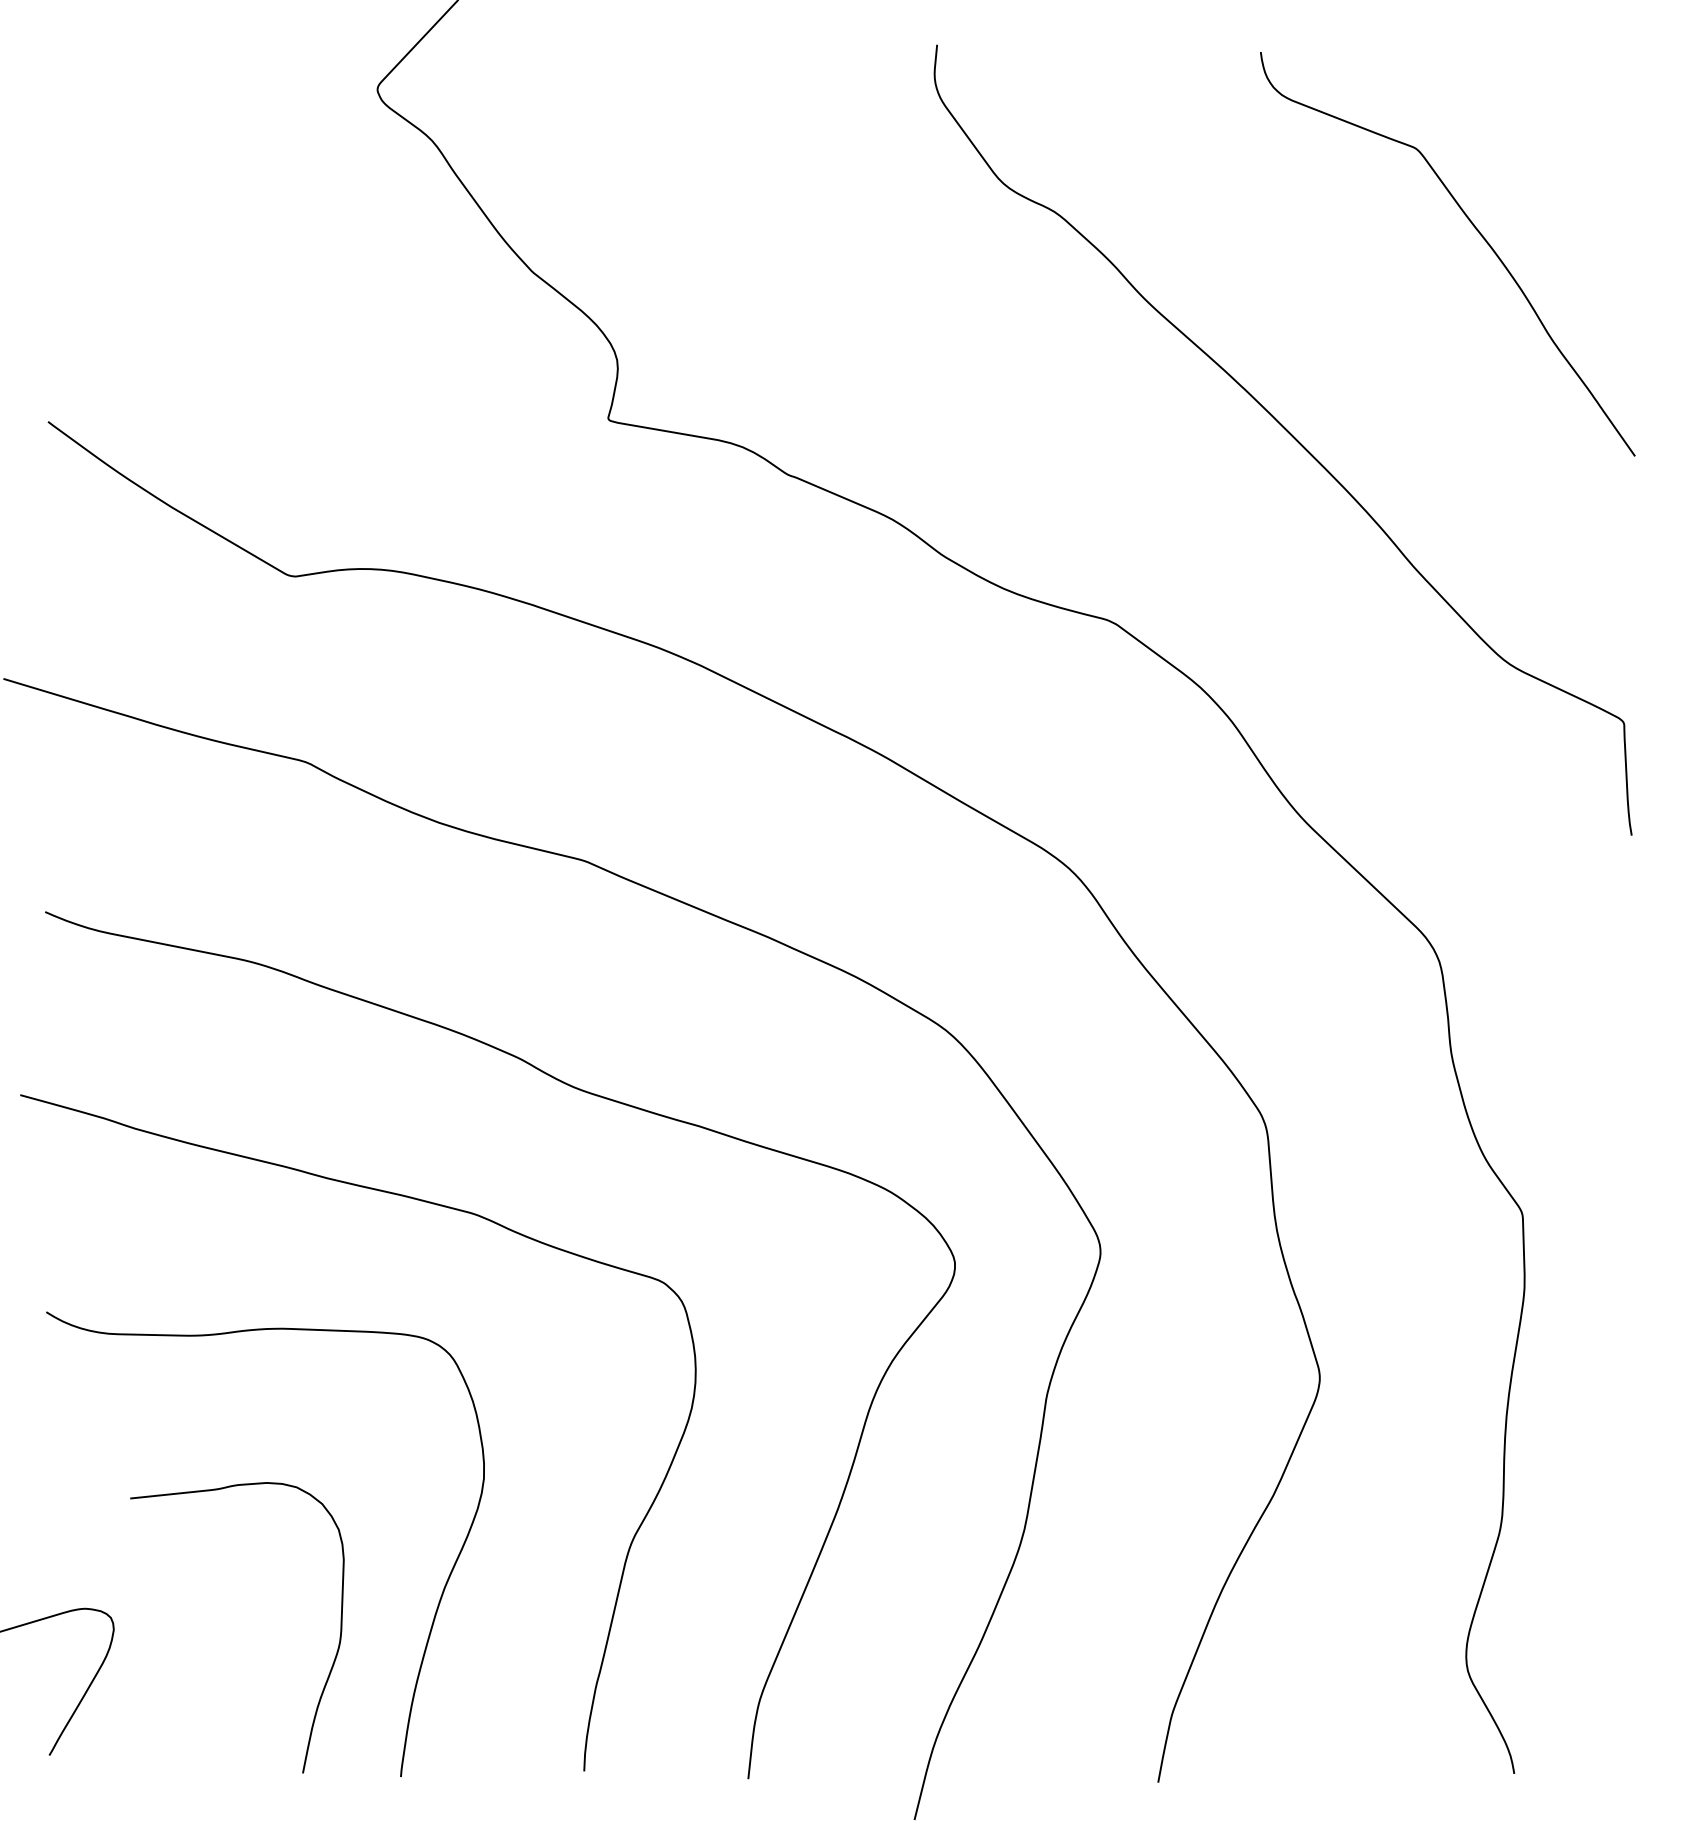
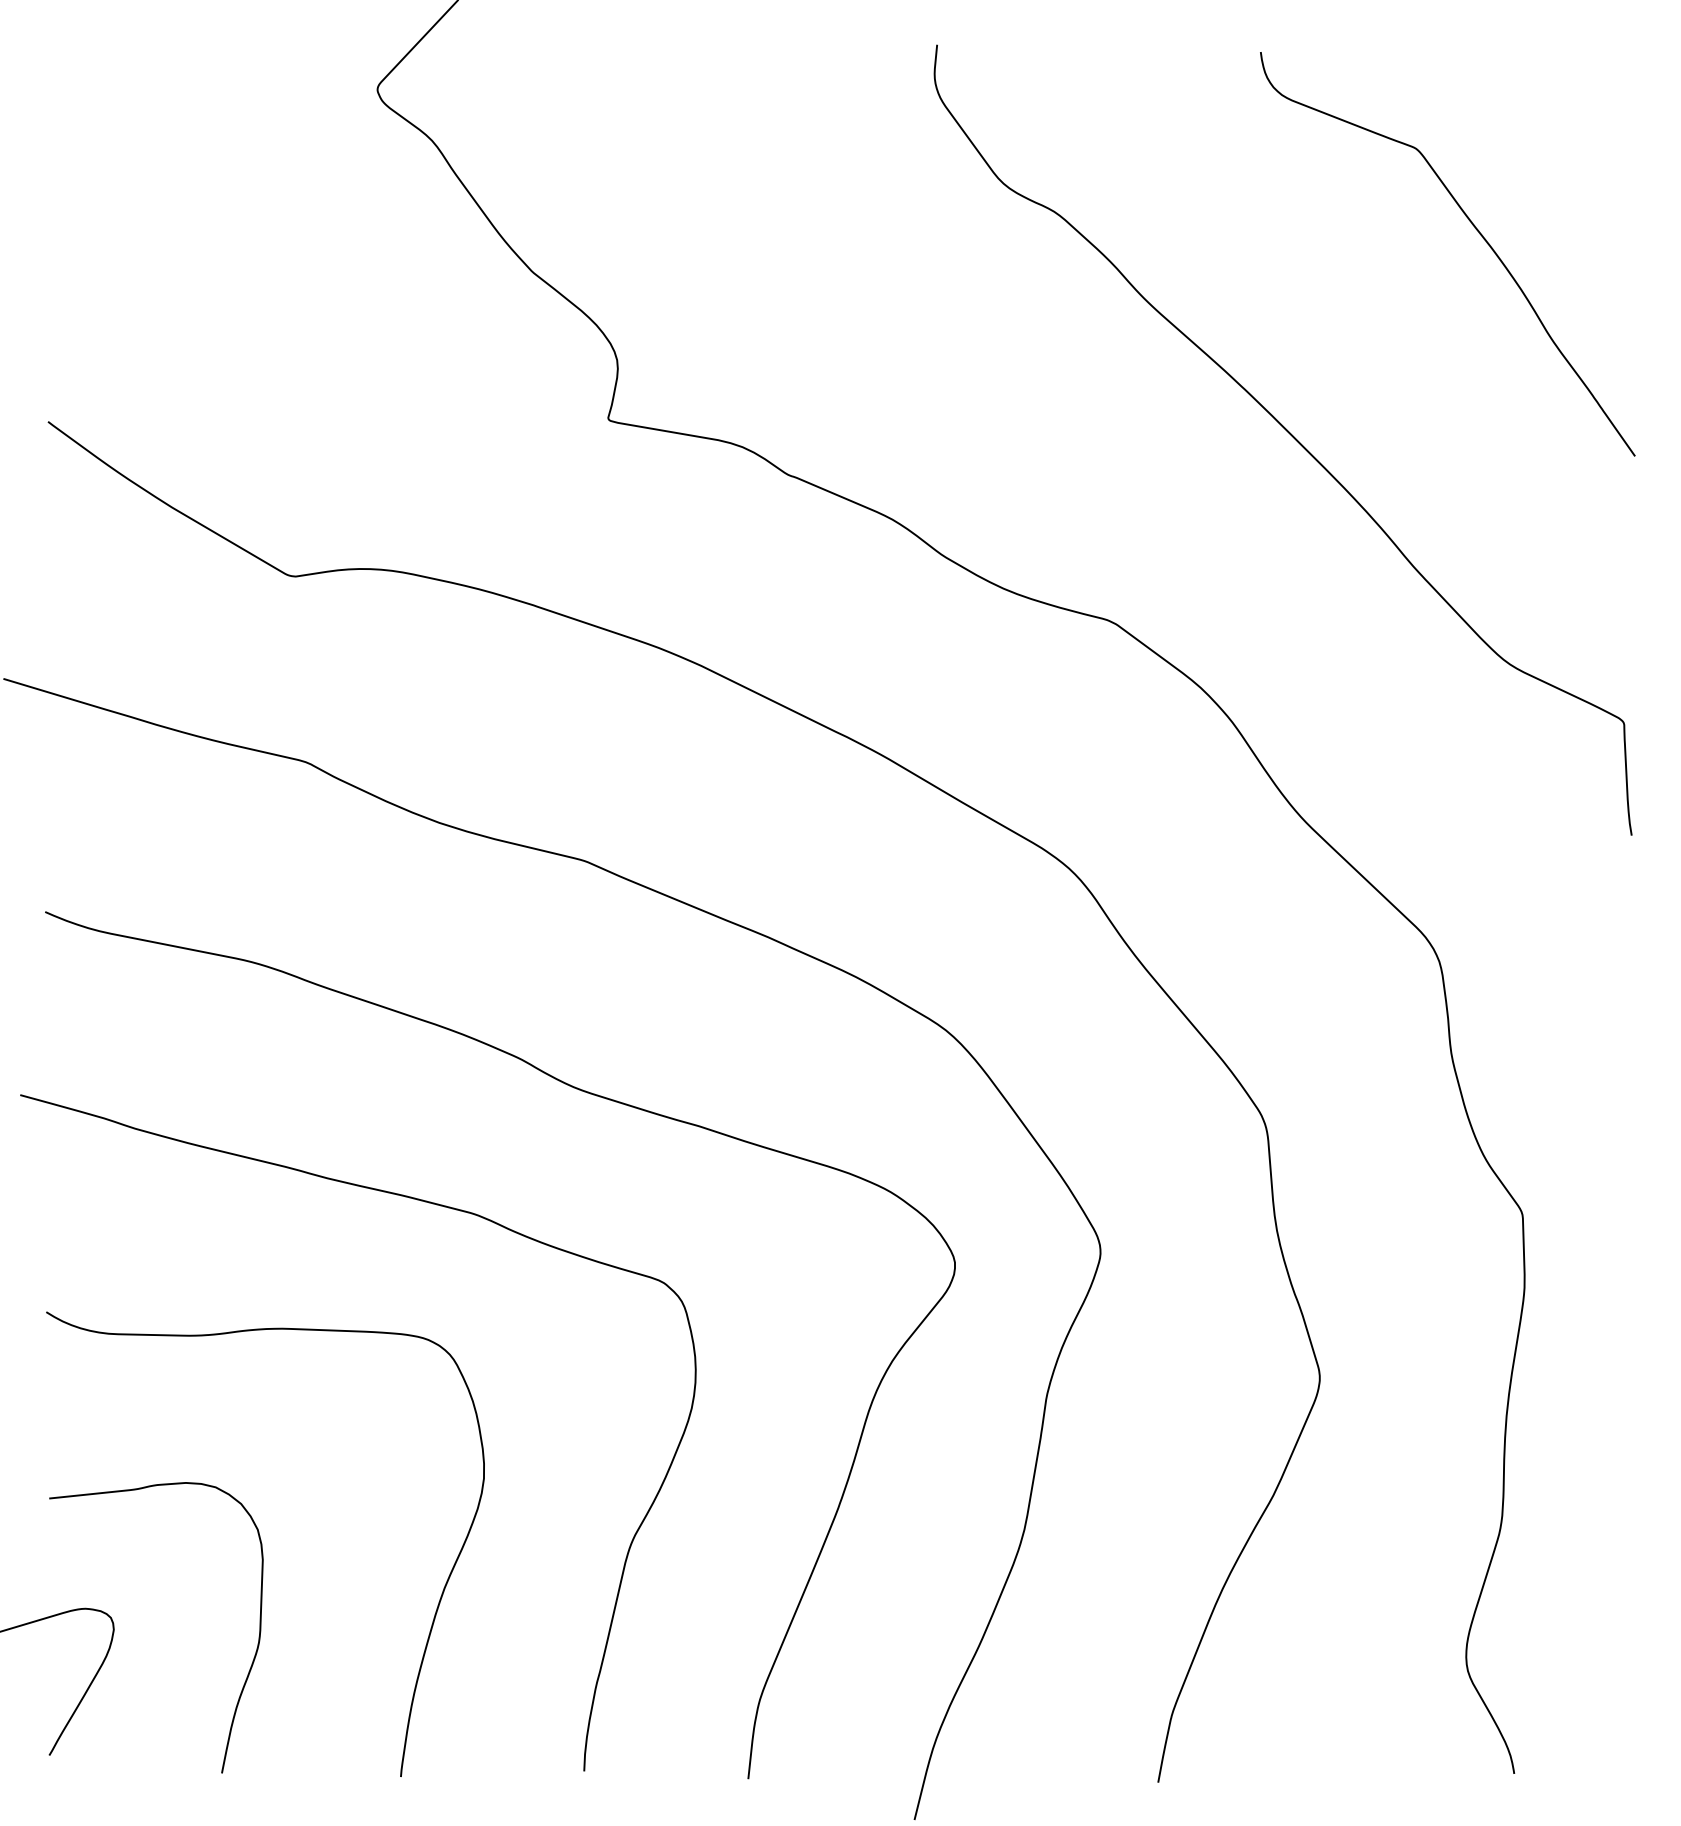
curve position: (333, 1660) -> (252, 1660) (252, 1660)
